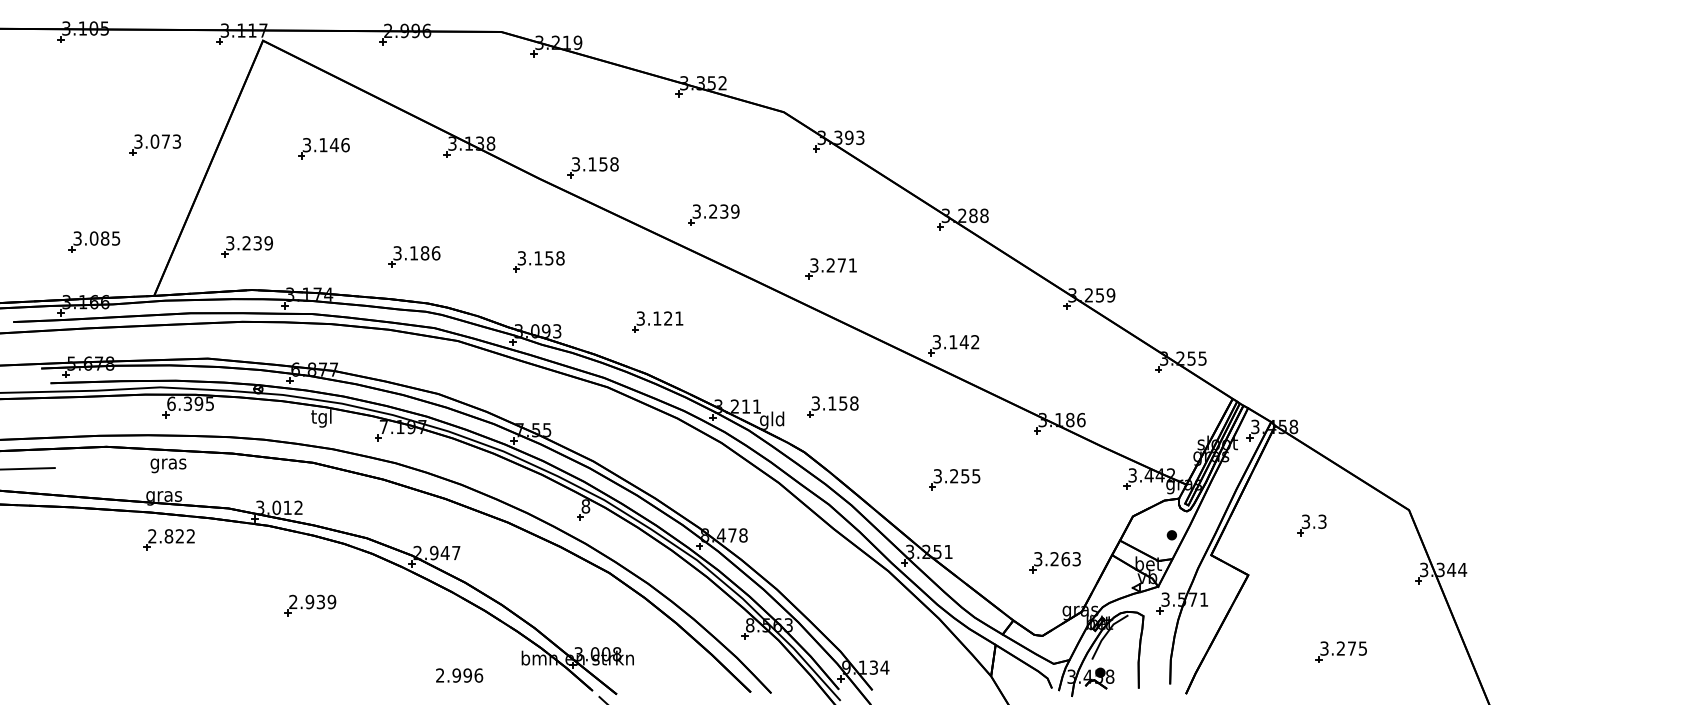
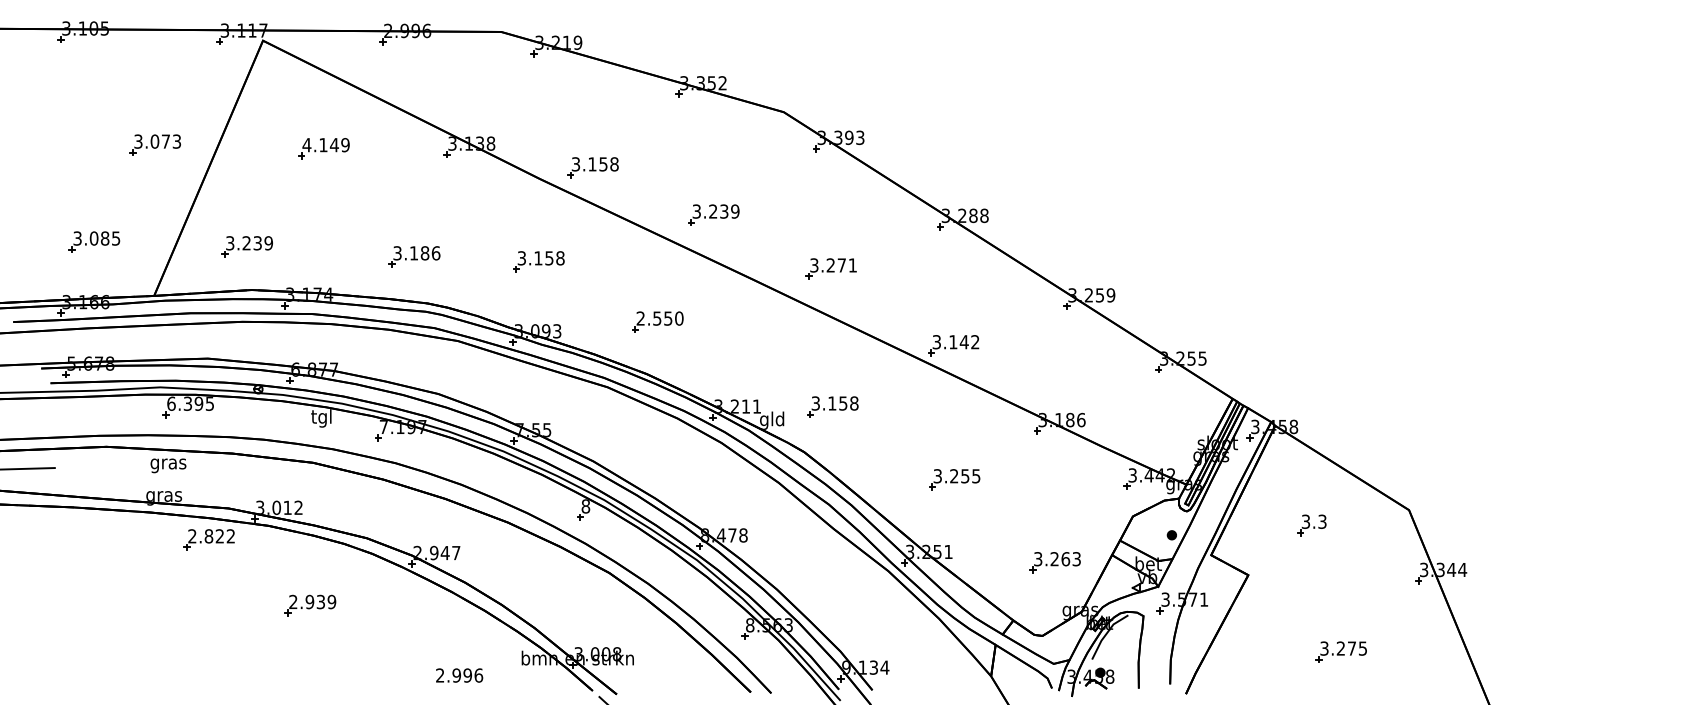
text: 3.146 -> 4.149 (325, 145)
text: 3.121 -> 2.550 (659, 318)
part position: (168, 539) -> (208, 539) (208, 539)
